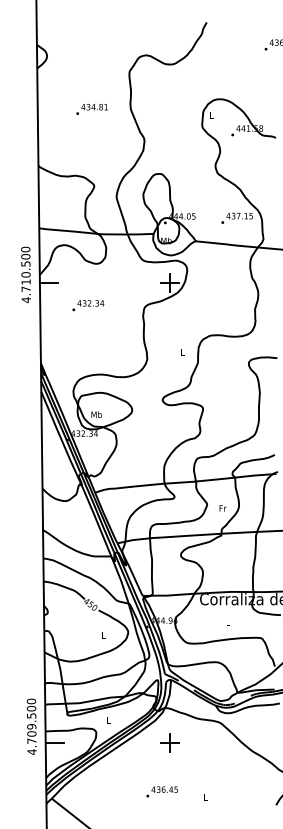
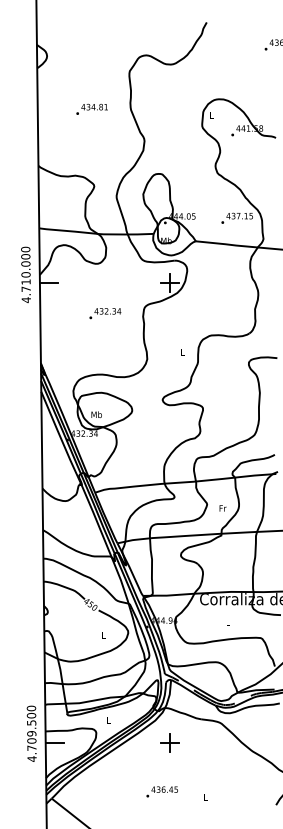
text: 4.710.500 -> 4.710.000 (25, 263)
text position: (88, 305) -> (105, 313) (105, 313)
text position: (31, 726) -> (31, 733) (31, 733)
